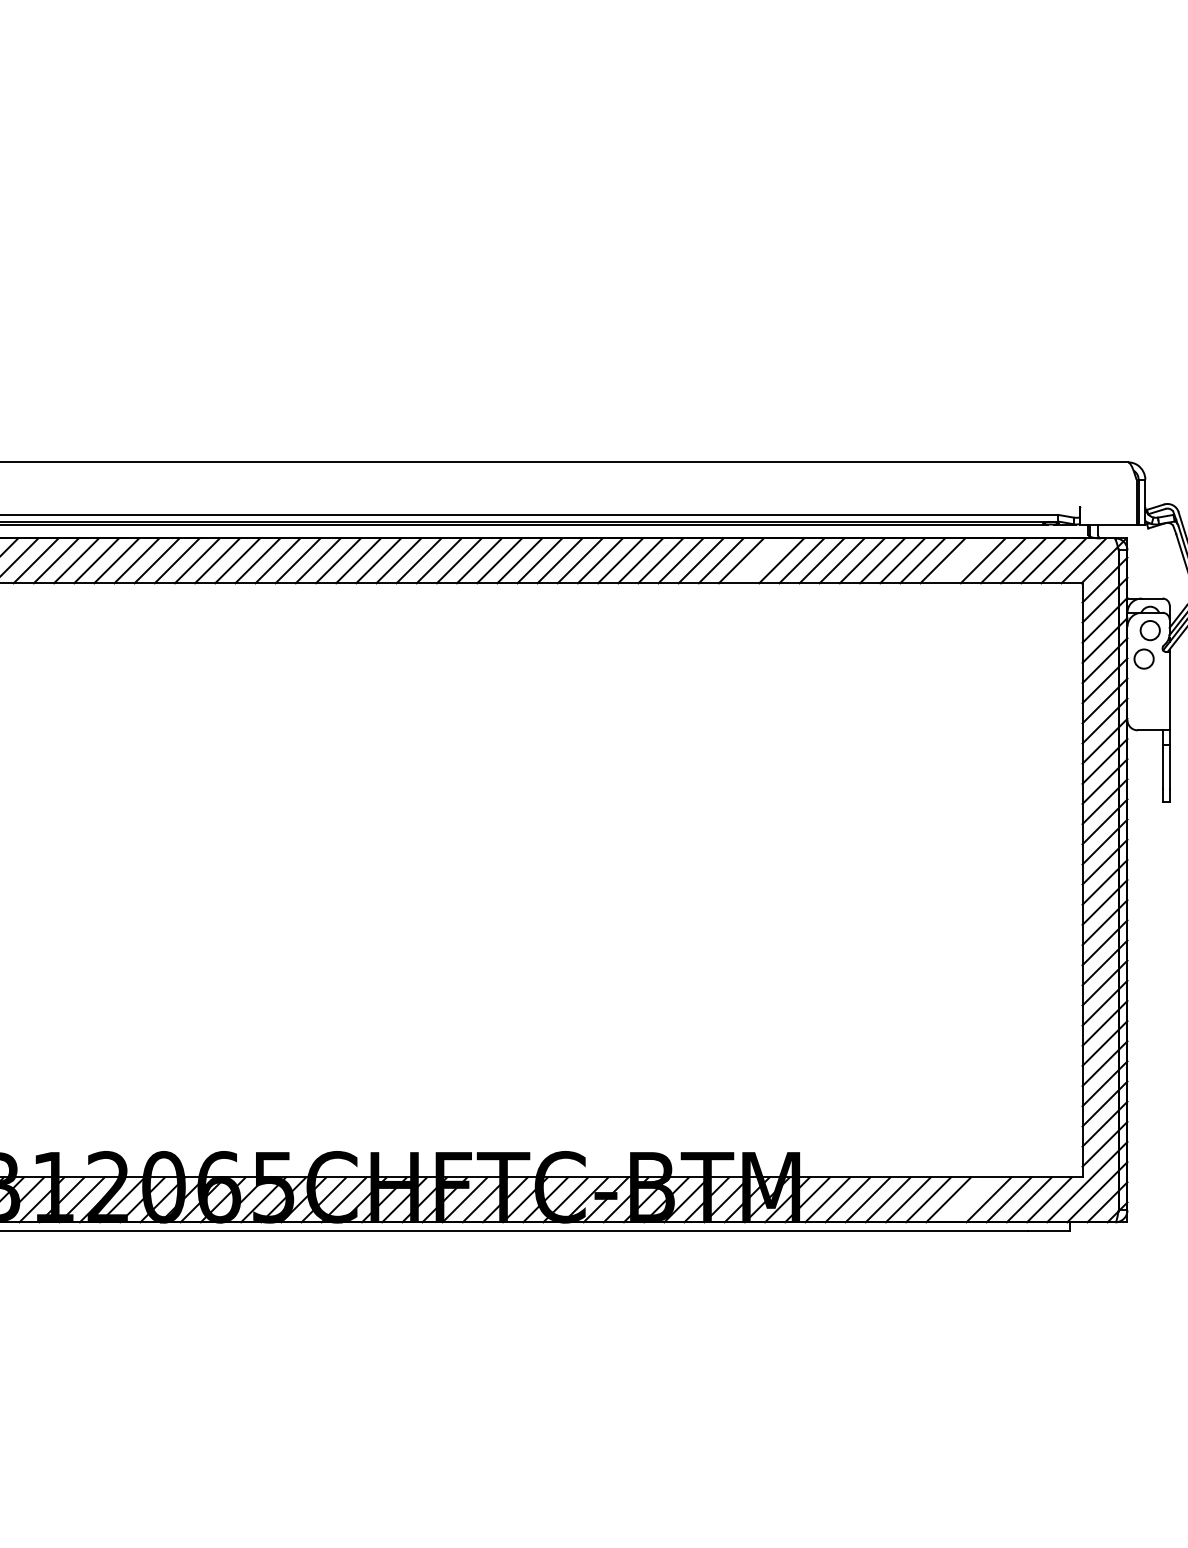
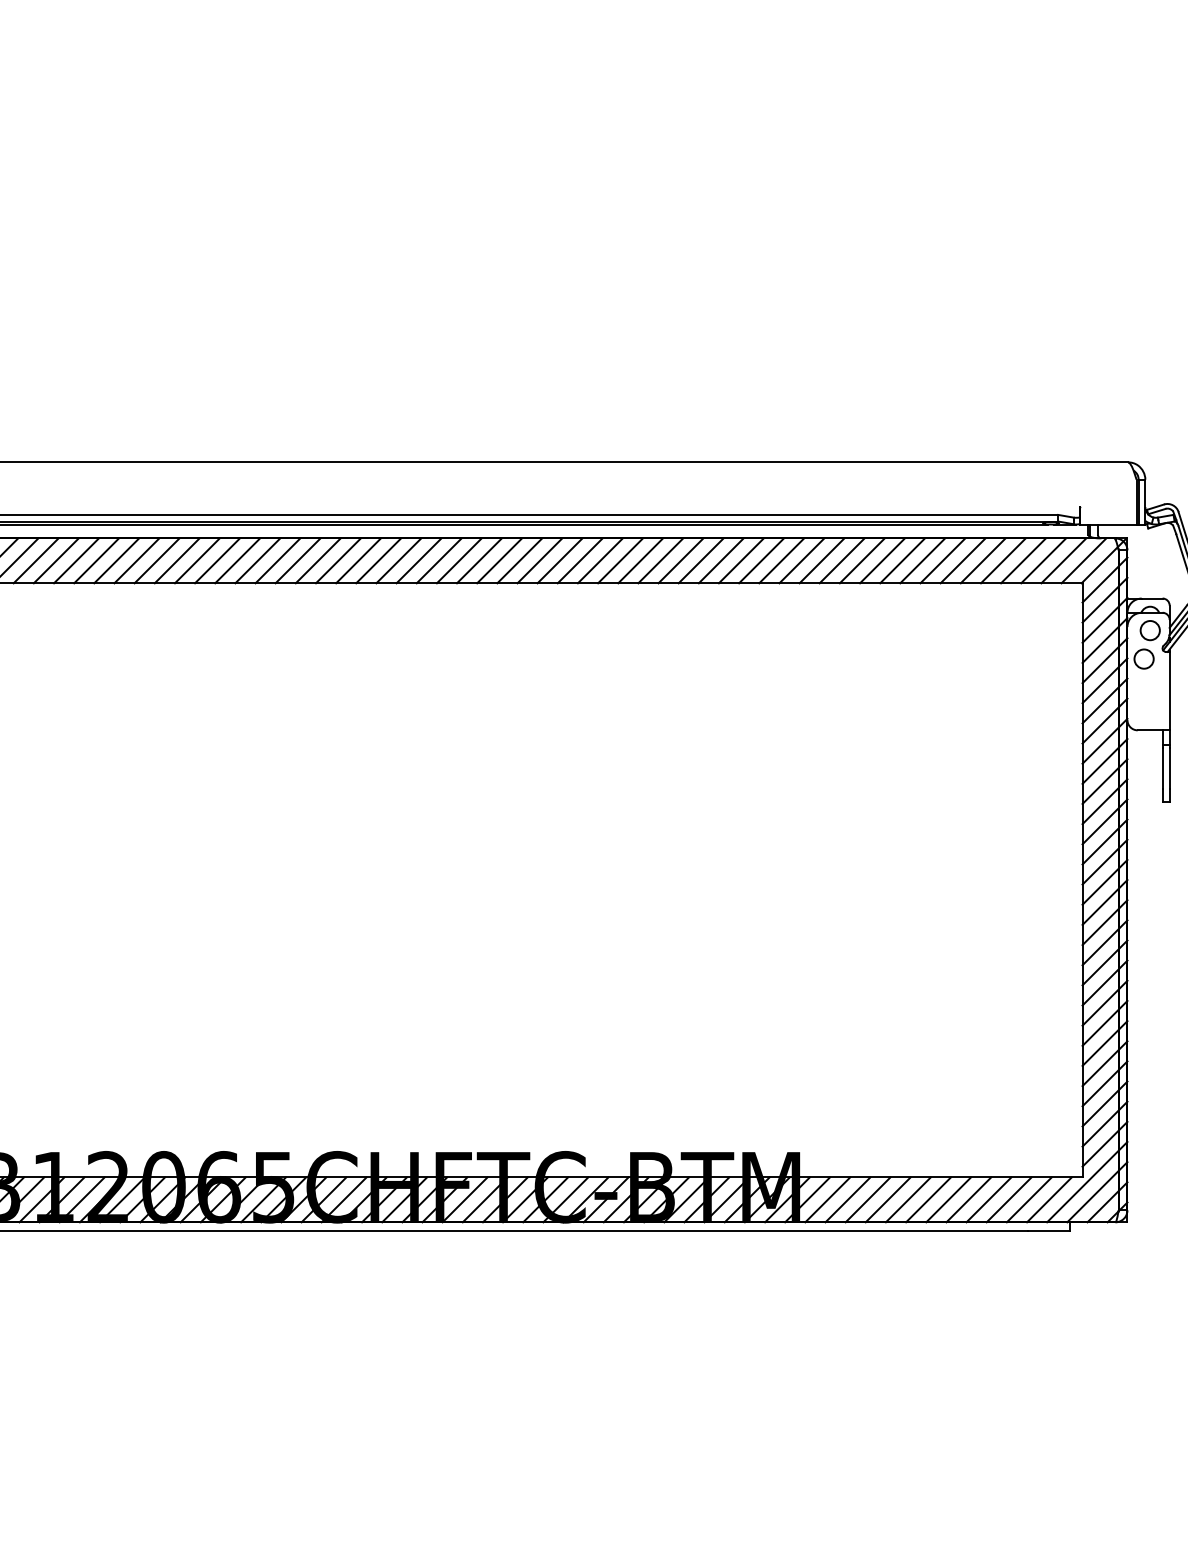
line: none -> present (761, 560)
line: none -> present (962, 560)
line: none -> present (968, 1199)
